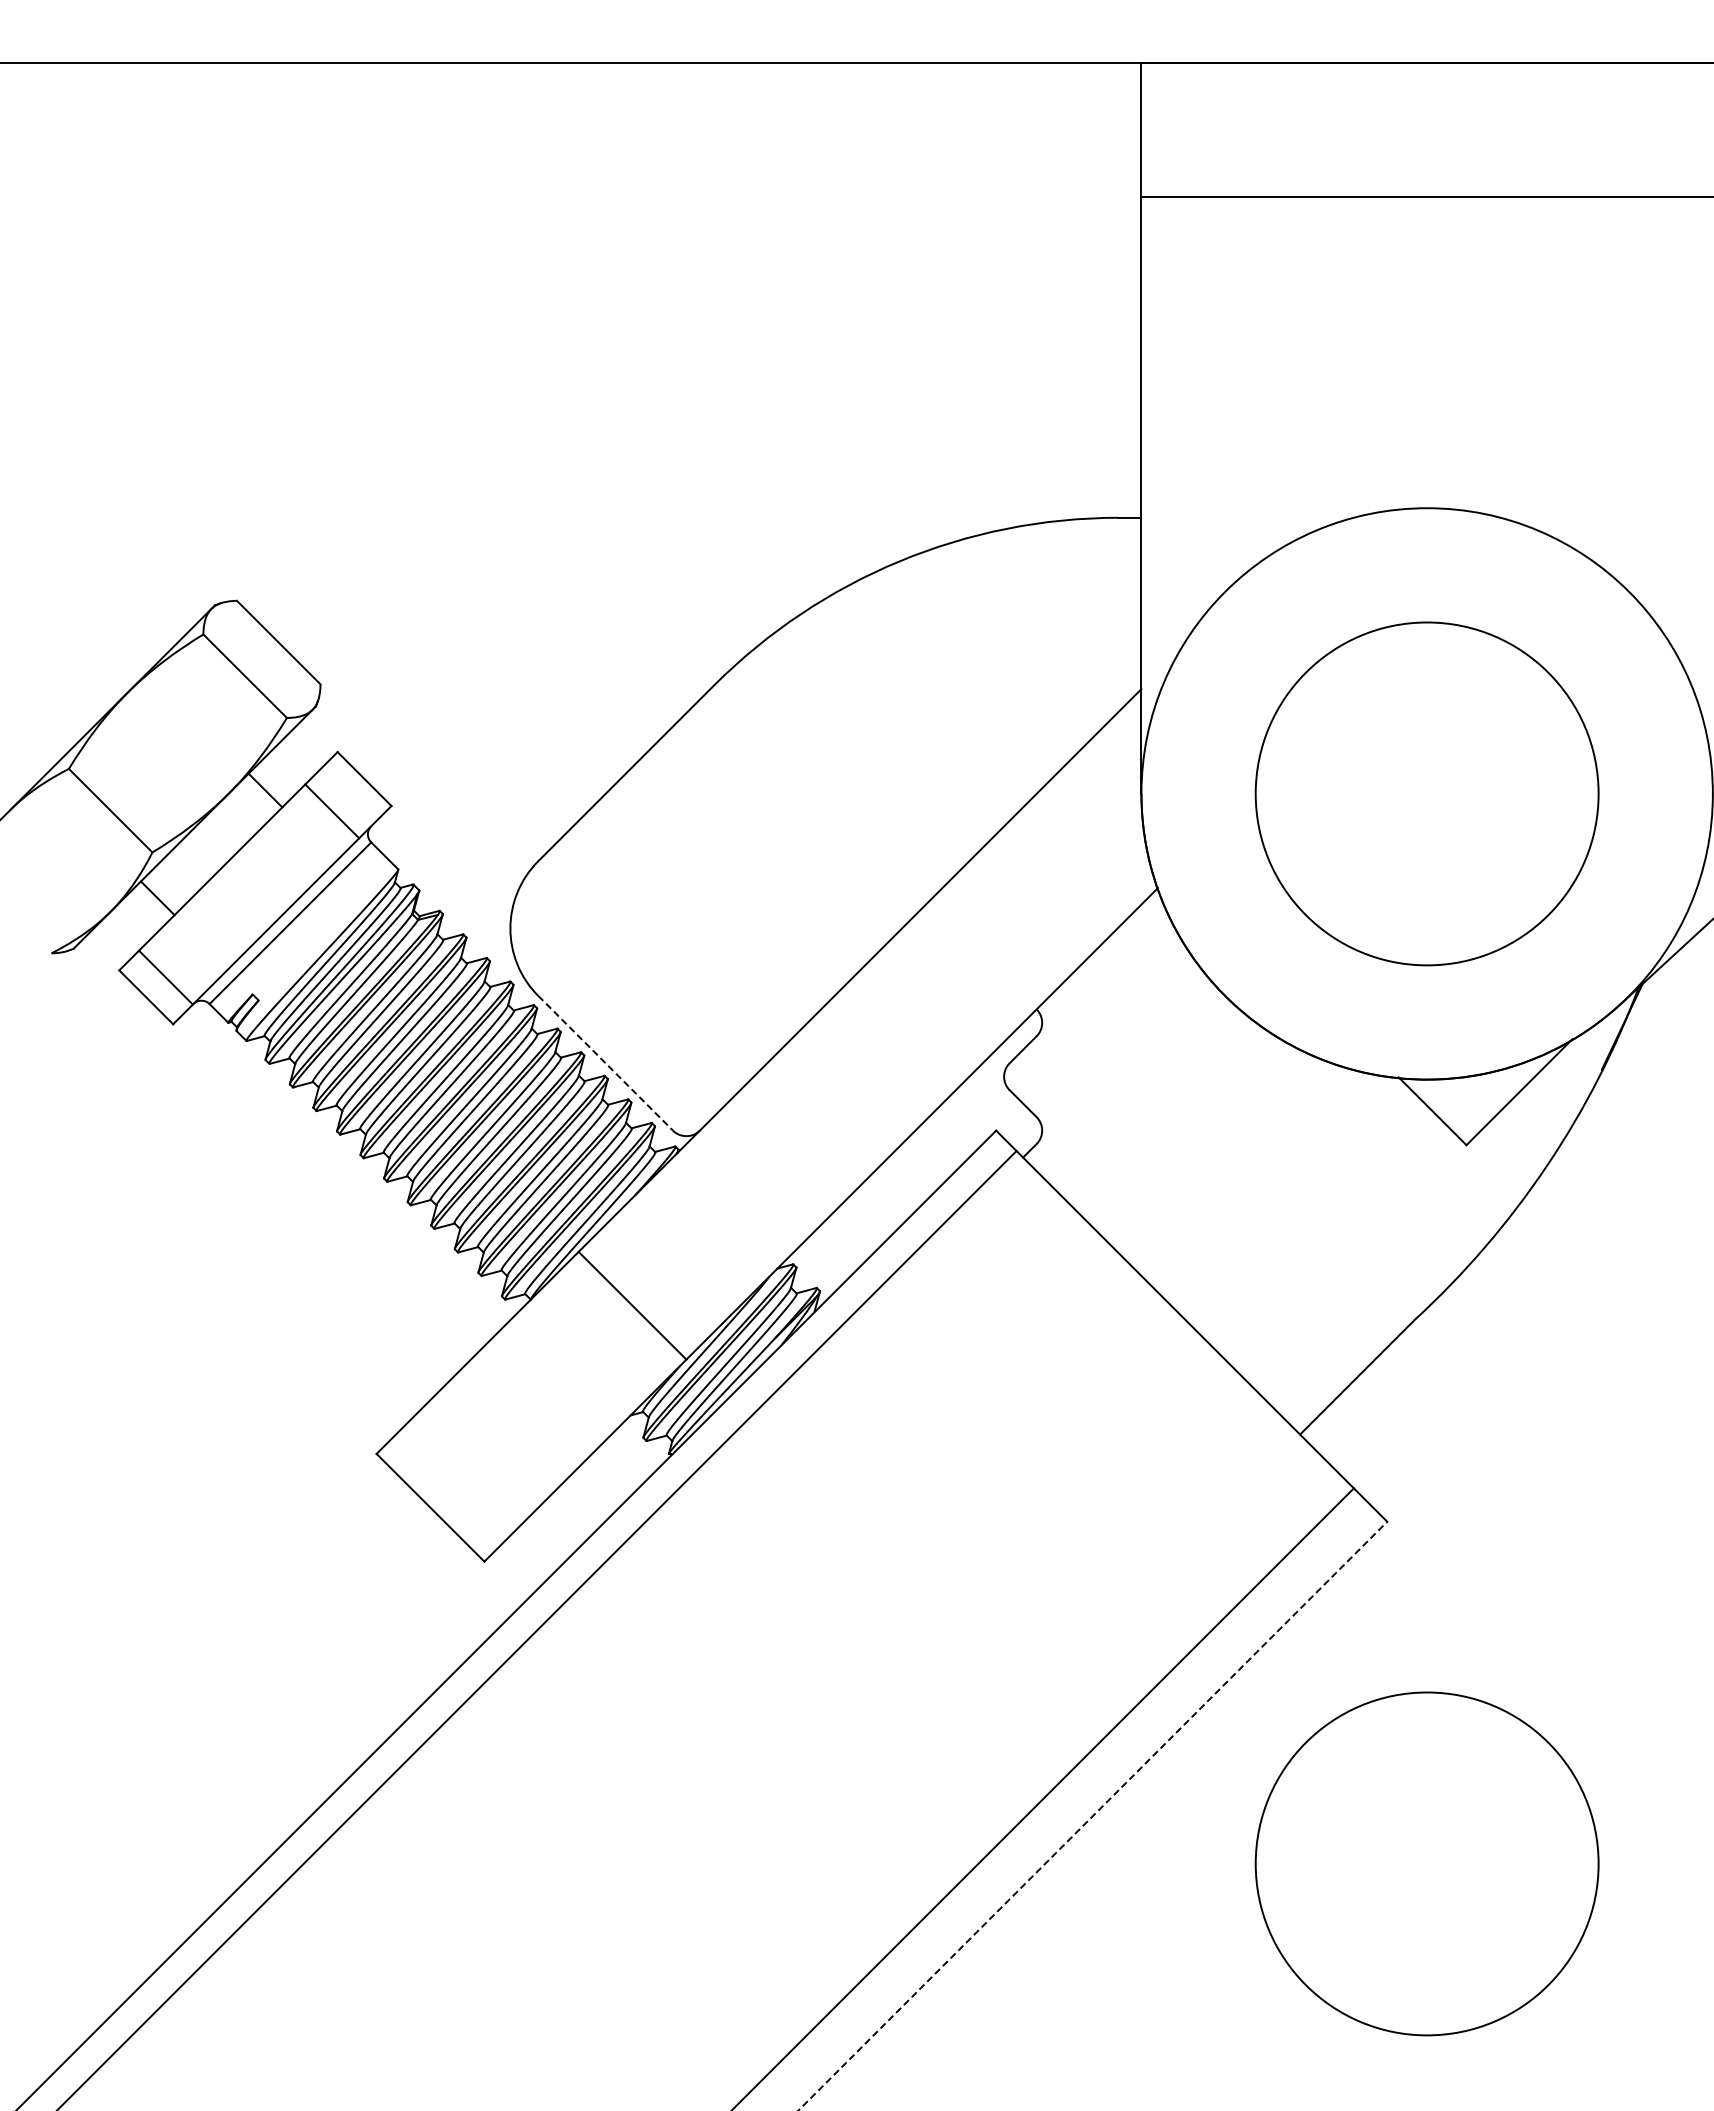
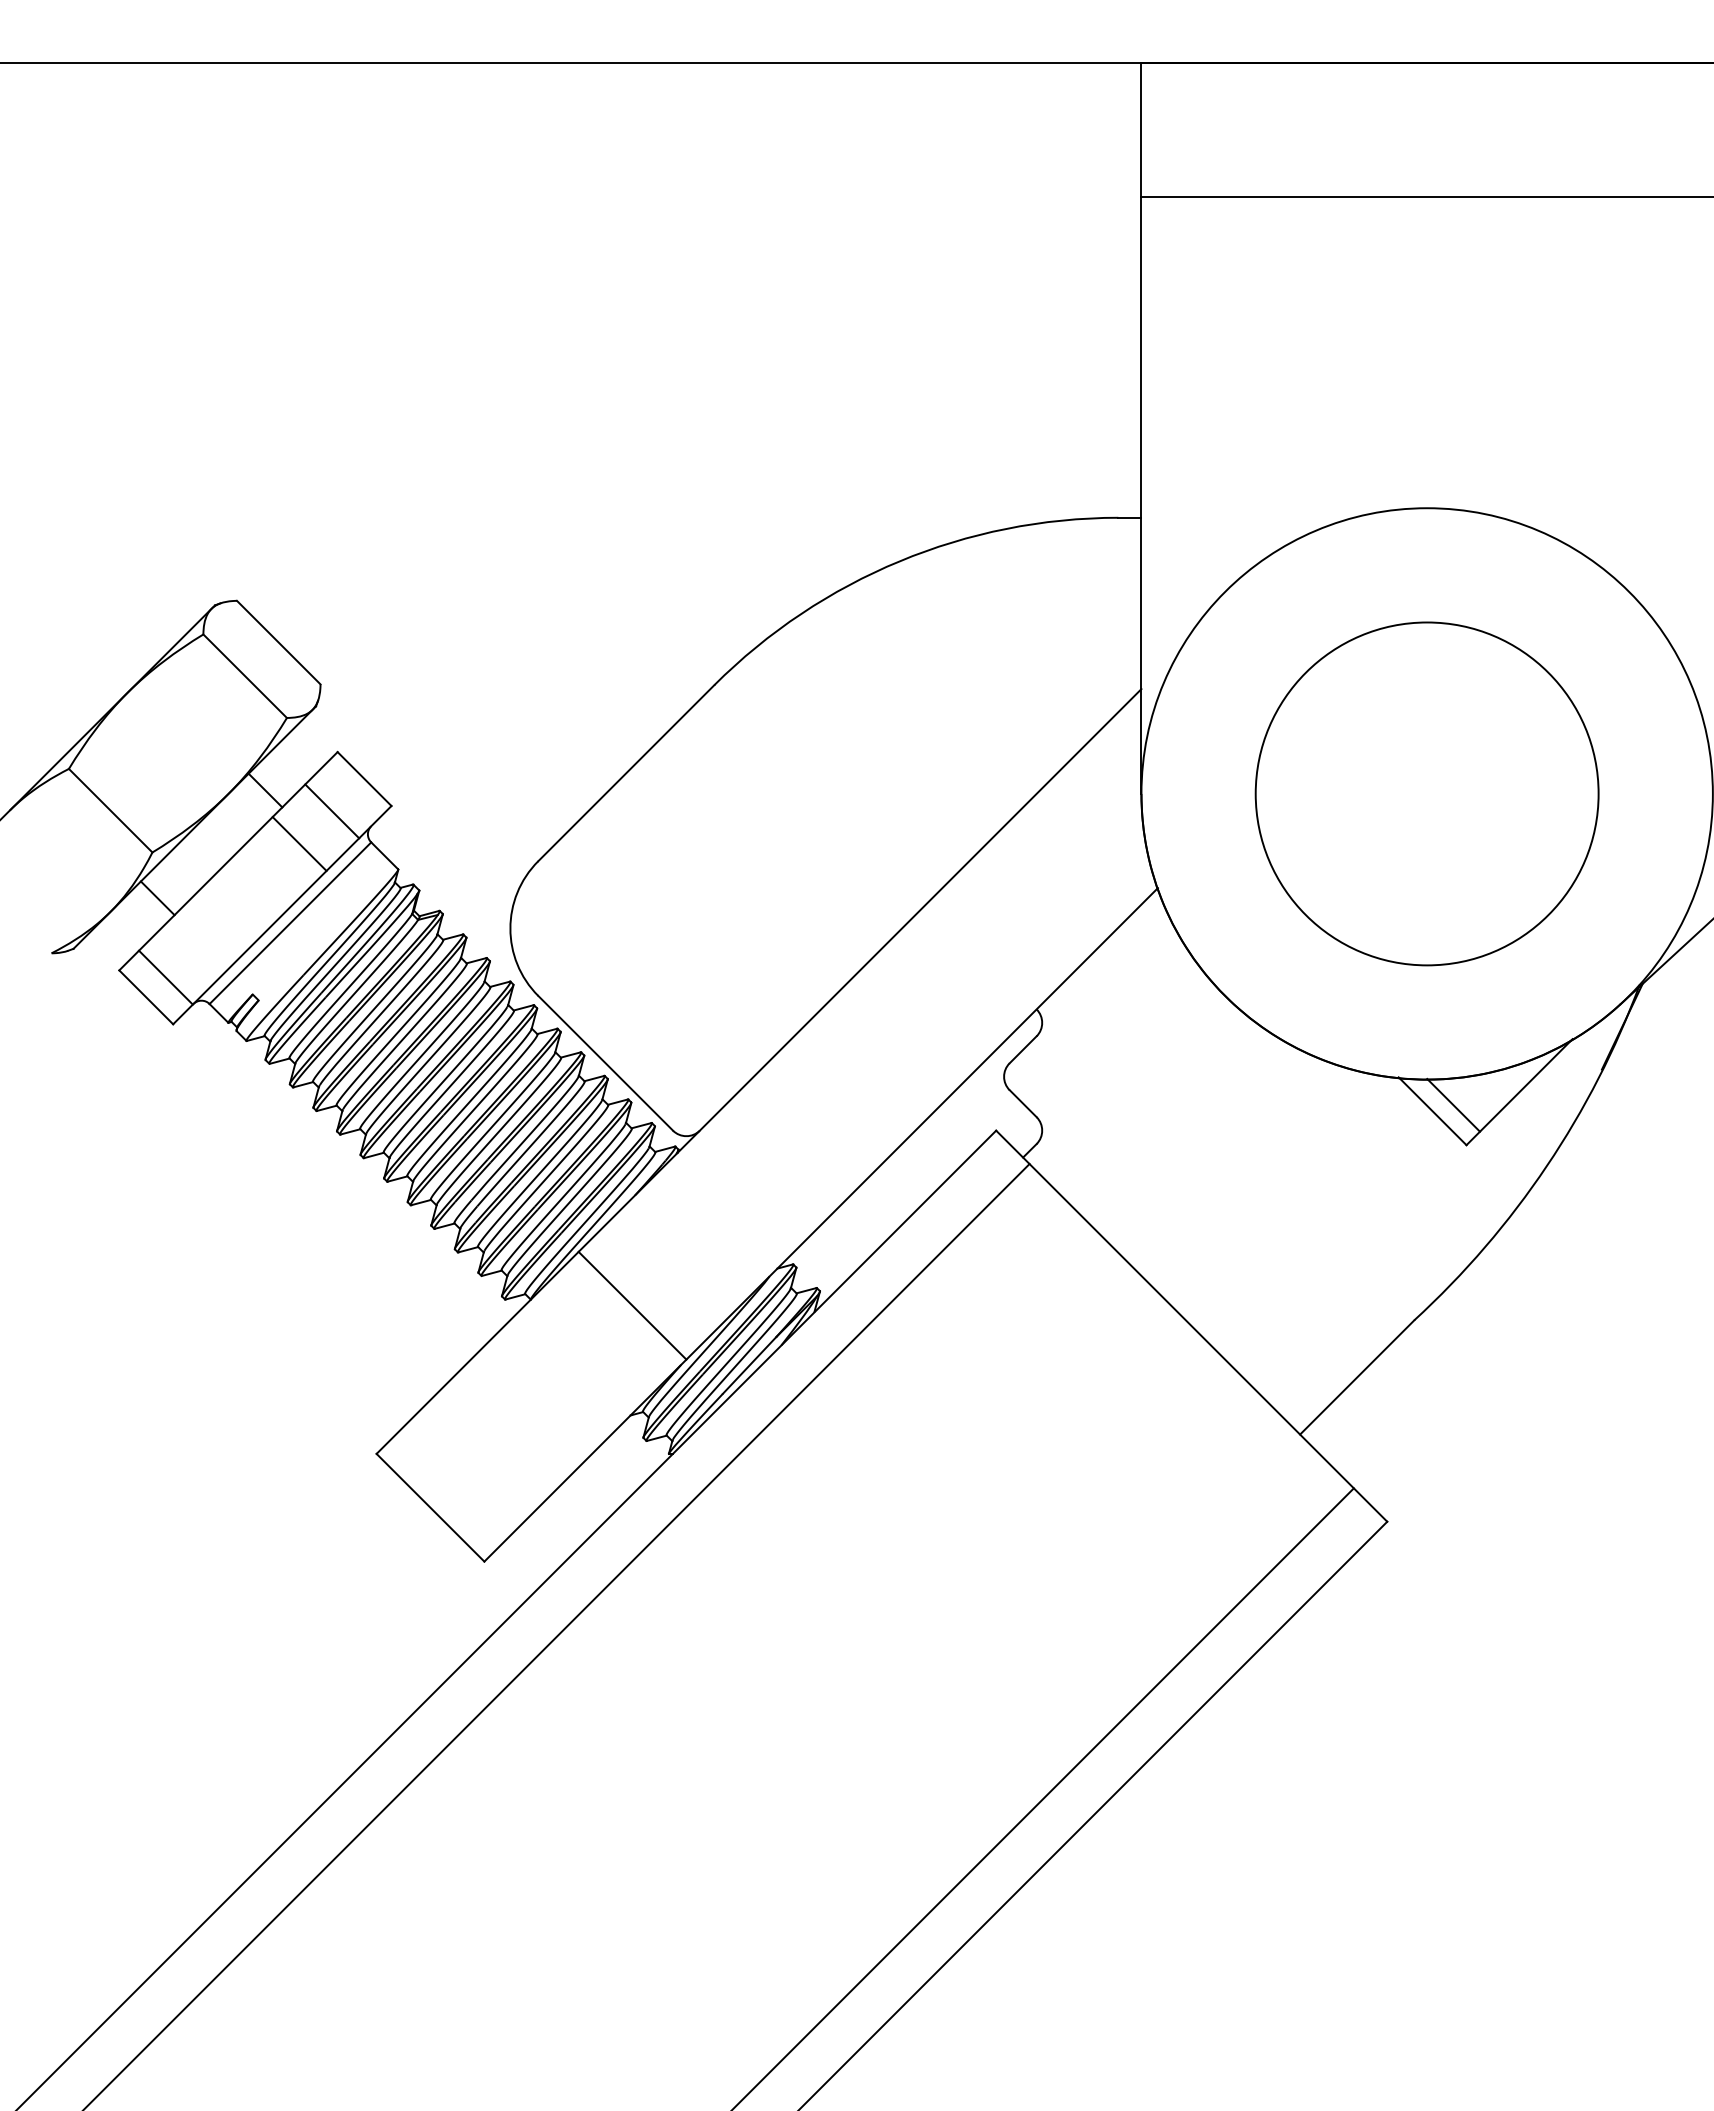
line: none -> present (299, 843)
line: dashed -> solid (606, 1063)
line: none -> present (1453, 1104)
line position: (537, 1629) -> (557, 1635) (557, 1635)
line: dashed -> solid (1093, 1815)
circle: present -> none (1426, 1863)
